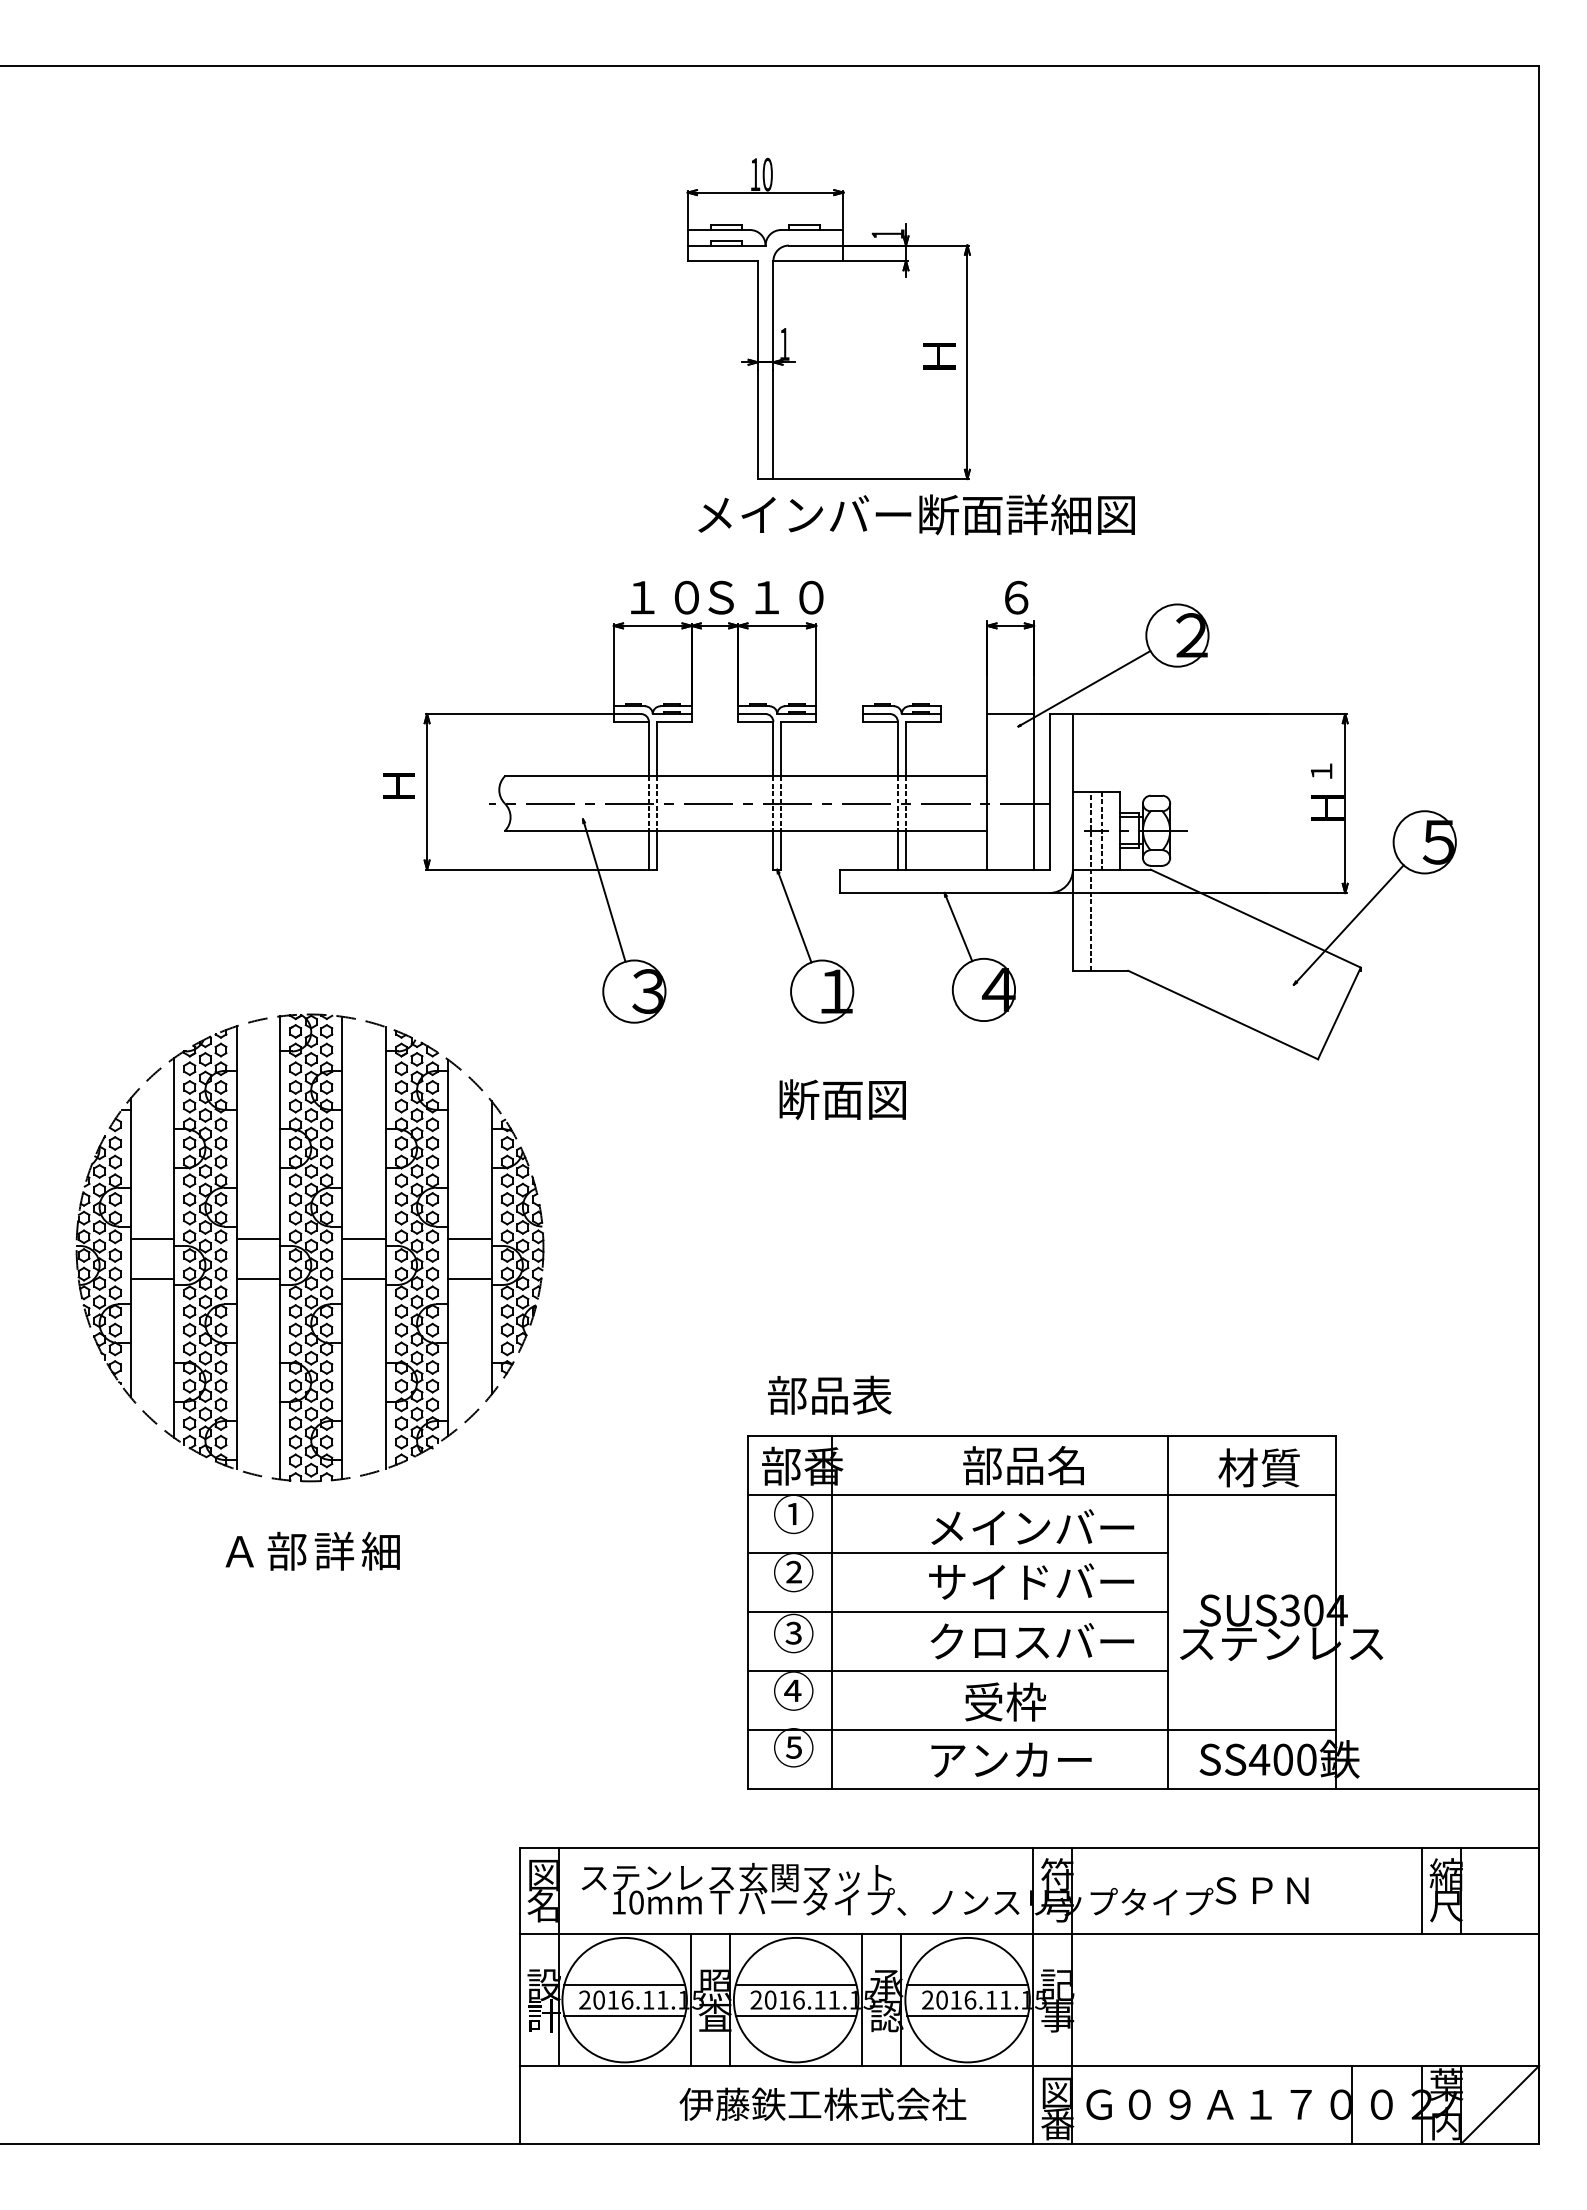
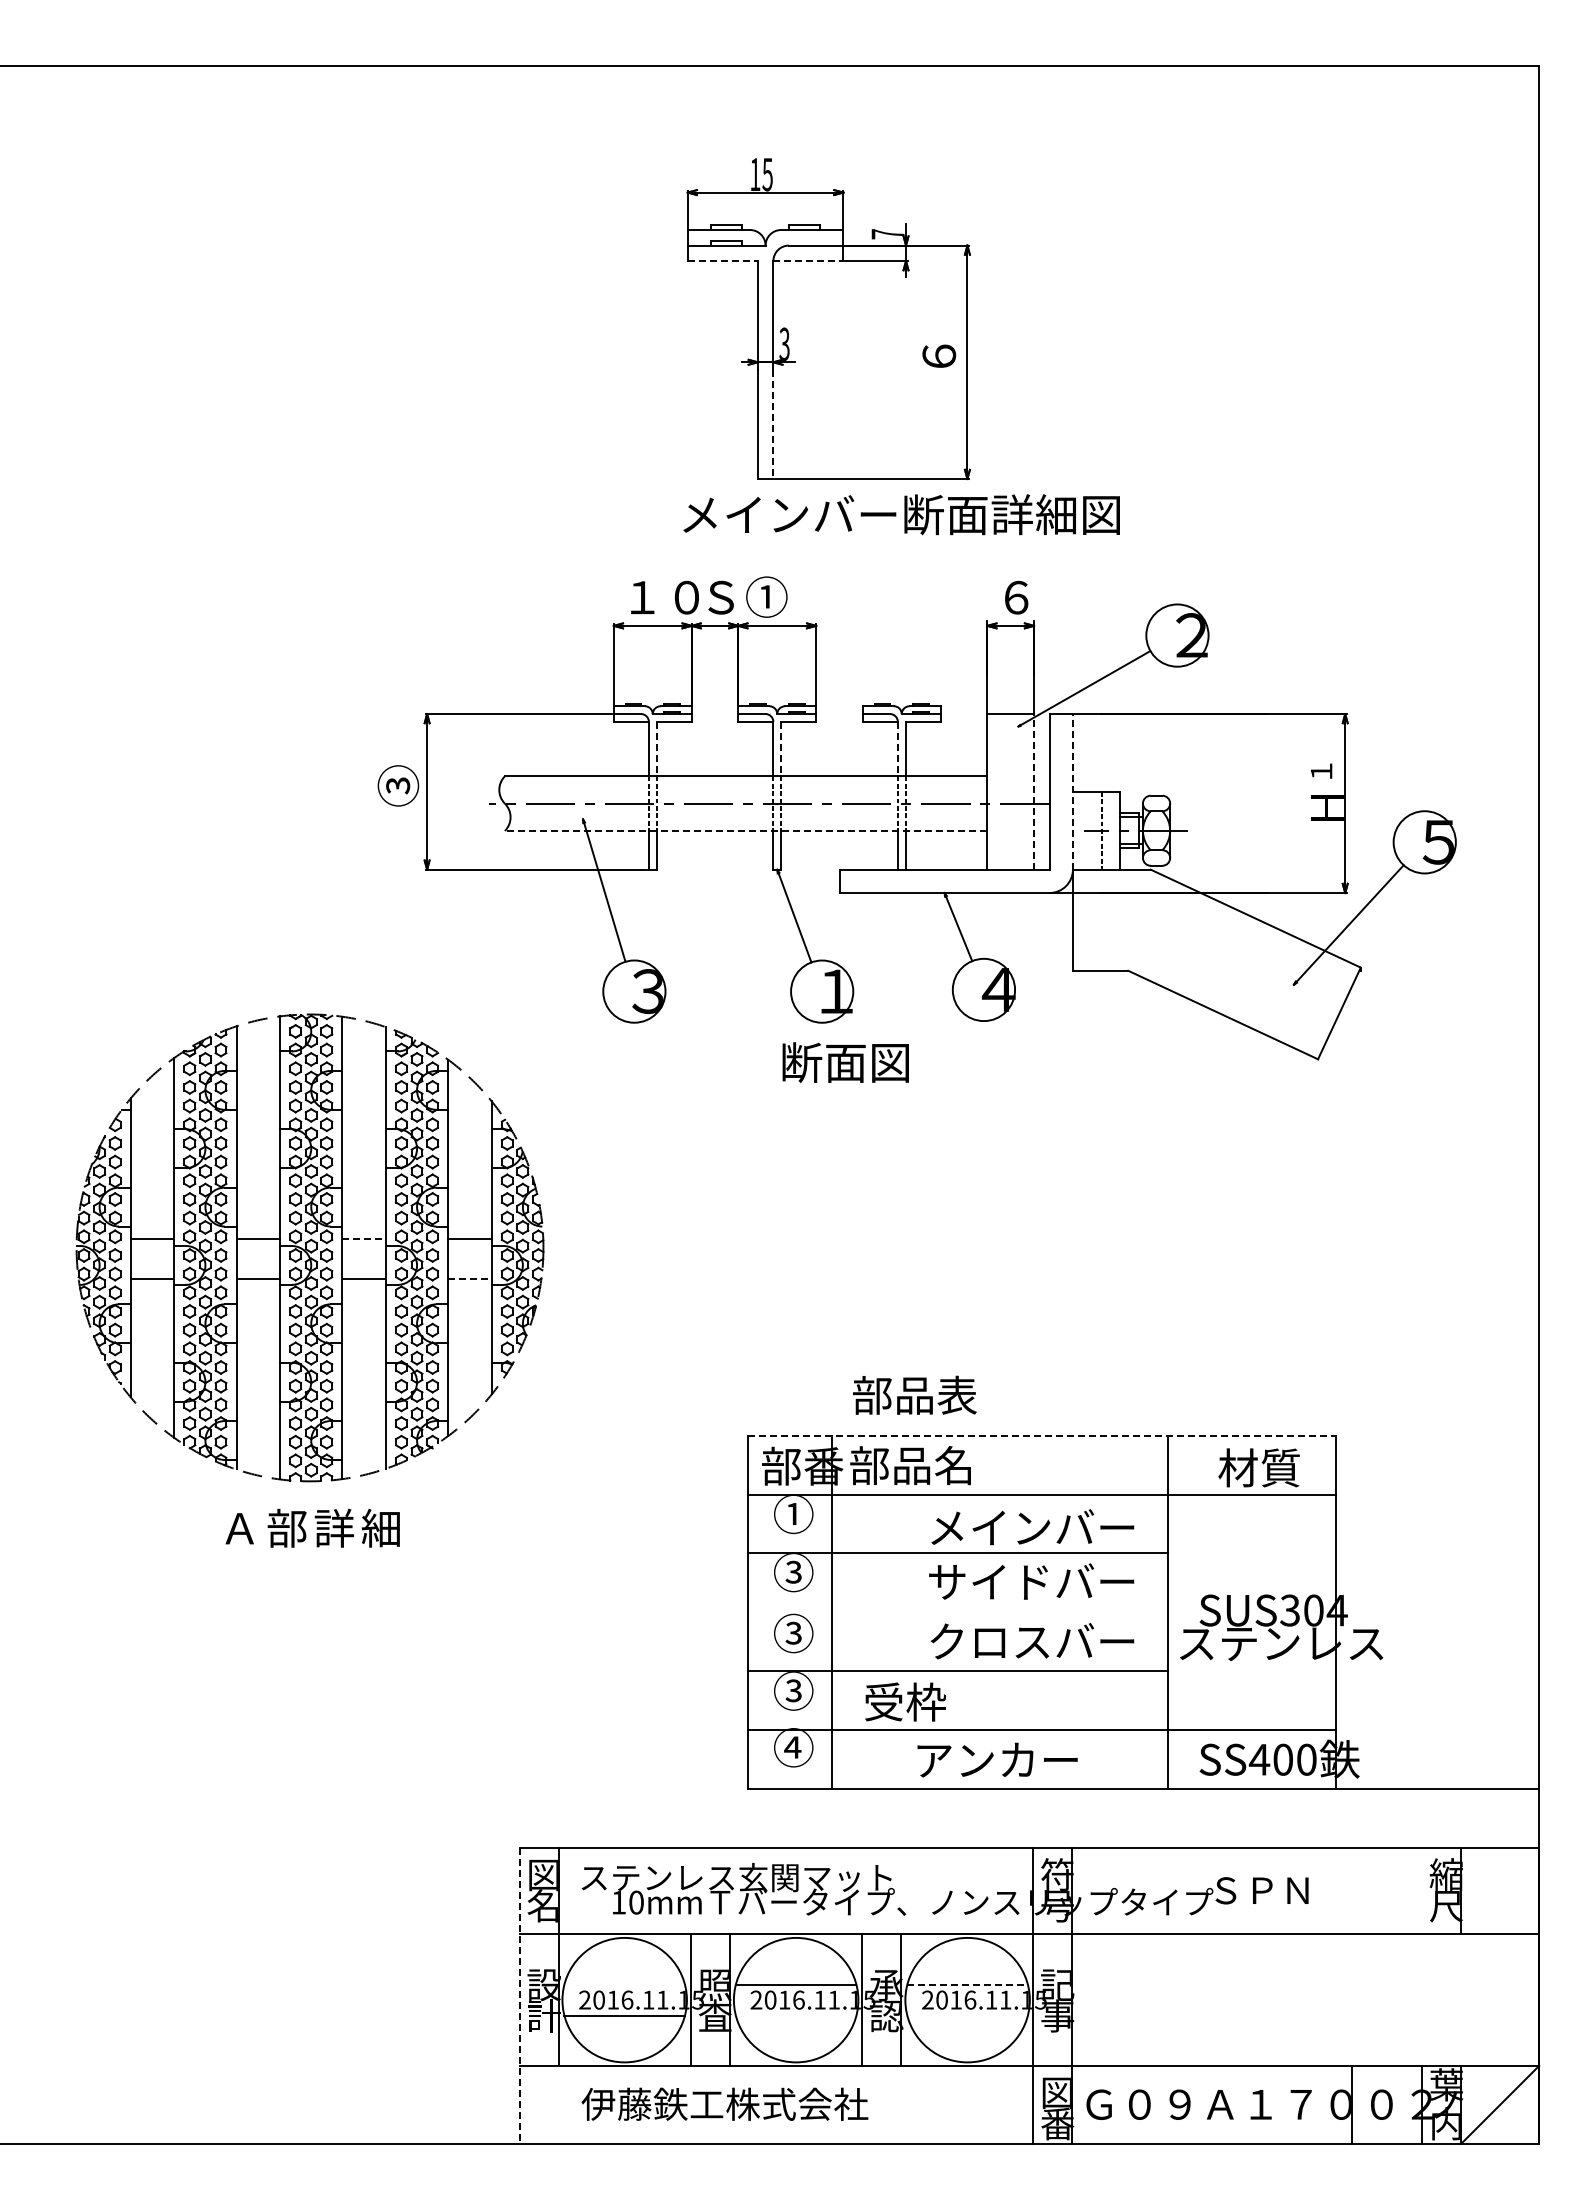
text: 10 -> 15 (767, 174)
text: 1 -> 7 (887, 234)
line: solid -> dashed (723, 261)
line: solid -> dashed (808, 261)
text: 1 -> 3 (784, 343)
text: Ｈ -> ６ (939, 356)
line: solid -> dashed (773, 425)
text position: (916, 514) -> (901, 514) (901, 514)
text: １０ -> ① (784, 596)
line: solid -> dashed (656, 749)
line: solid -> dashed (781, 749)
line: solid -> dashed (897, 749)
text: Ｈ -> ③ (398, 785)
line: solid -> dashed (1034, 791)
line: solid -> dashed (1072, 791)
line: solid -> dashed (745, 830)
line: present -> none (1090, 880)
text position: (842, 1099) -> (845, 1062) (845, 1062)
line: solid -> dashed (364, 1238)
line: solid -> dashed (469, 1279)
text position: (829, 1394) -> (914, 1394) (914, 1394)
line: solid -> dashed (1042, 1435)
text position: (1023, 1465) -> (910, 1465) (910, 1465)
text position: (312, 1550) -> (312, 1527) (312, 1527)
text: ② -> ③ (793, 1572)
line: present -> none (958, 1612)
text: ④ -> ③ (792, 1690)
text position: (1005, 1701) -> (905, 1701) (905, 1701)
text: ⑤ -> ④ (792, 1747)
text position: (1011, 1759) -> (997, 1759) (997, 1759)
line: present -> none (1422, 1890)
line: present -> none (624, 1984)
line: solid -> dashed (968, 1984)
line: solid -> dashed (519, 1995)
line: present -> none (795, 2015)
line: present -> none (967, 2015)
text position: (822, 2103) -> (724, 2103) (724, 2103)
